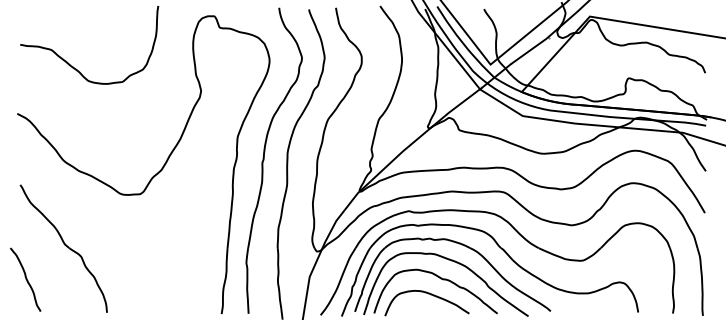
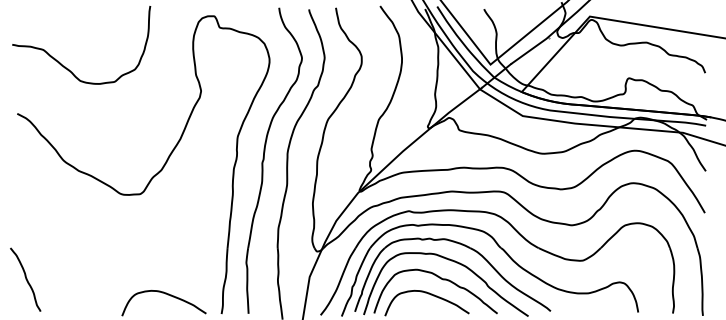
curve position: (73, 66) -> (65, 66) (65, 66)
part: present -> none (63, 248)
curve: none -> present (167, 295)
